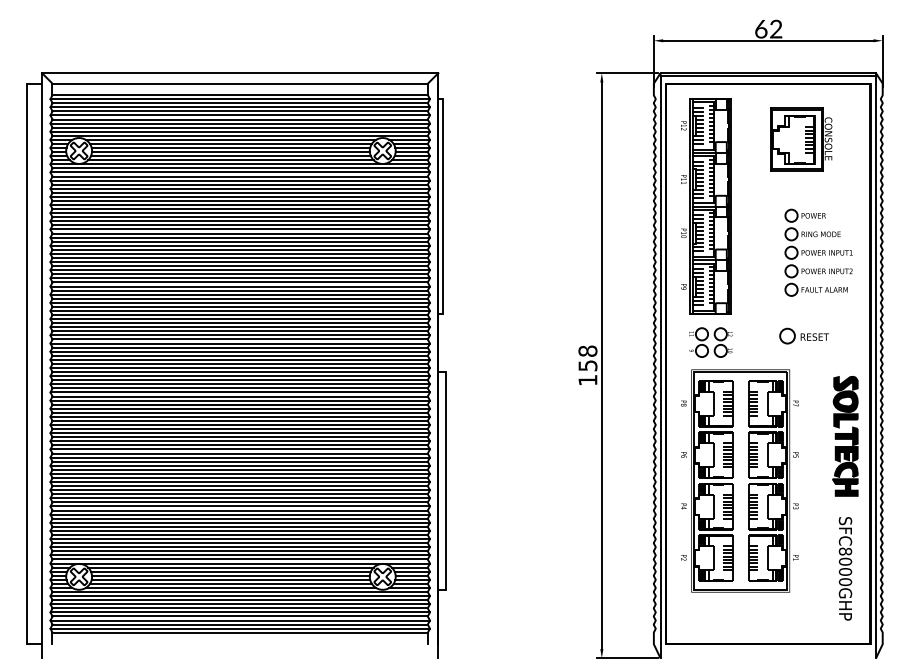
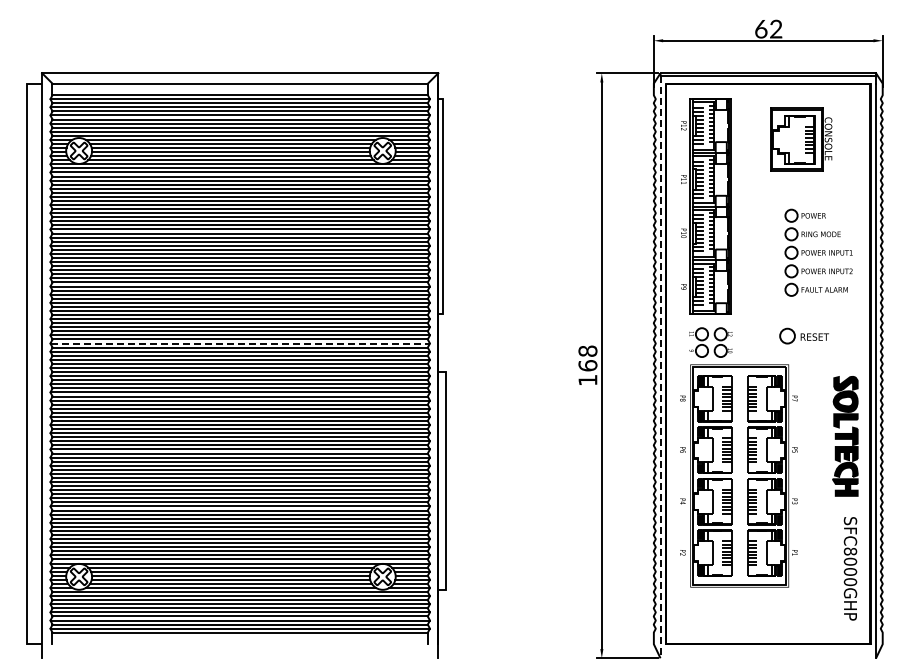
line: solid -> dashed (240, 343)
text: 158 -> 168 (587, 365)
line: solid -> dashed (660, 367)
part position: (739, 480) -> (738, 475) (738, 475)
text position: (845, 568) -> (850, 568) (850, 568)
